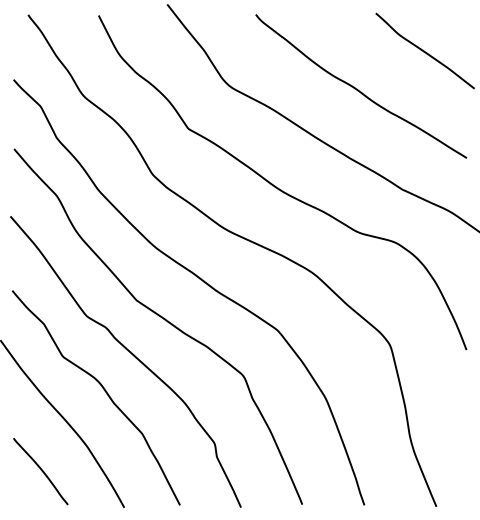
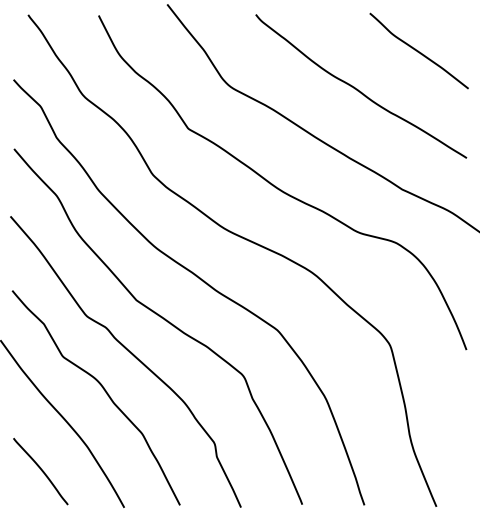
curve position: (424, 50) -> (418, 50) (418, 50)
